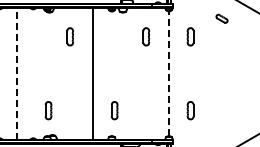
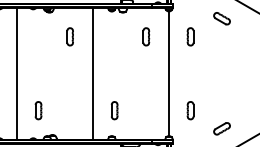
part size: 14x11 px -> 18x14 px (221, 18)
line: dashed -> solid (17, 73)
line: dashed -> solid (169, 73)
part position: (48, 110) -> (38, 110) (38, 110)
part: none -> present (221, 128)
